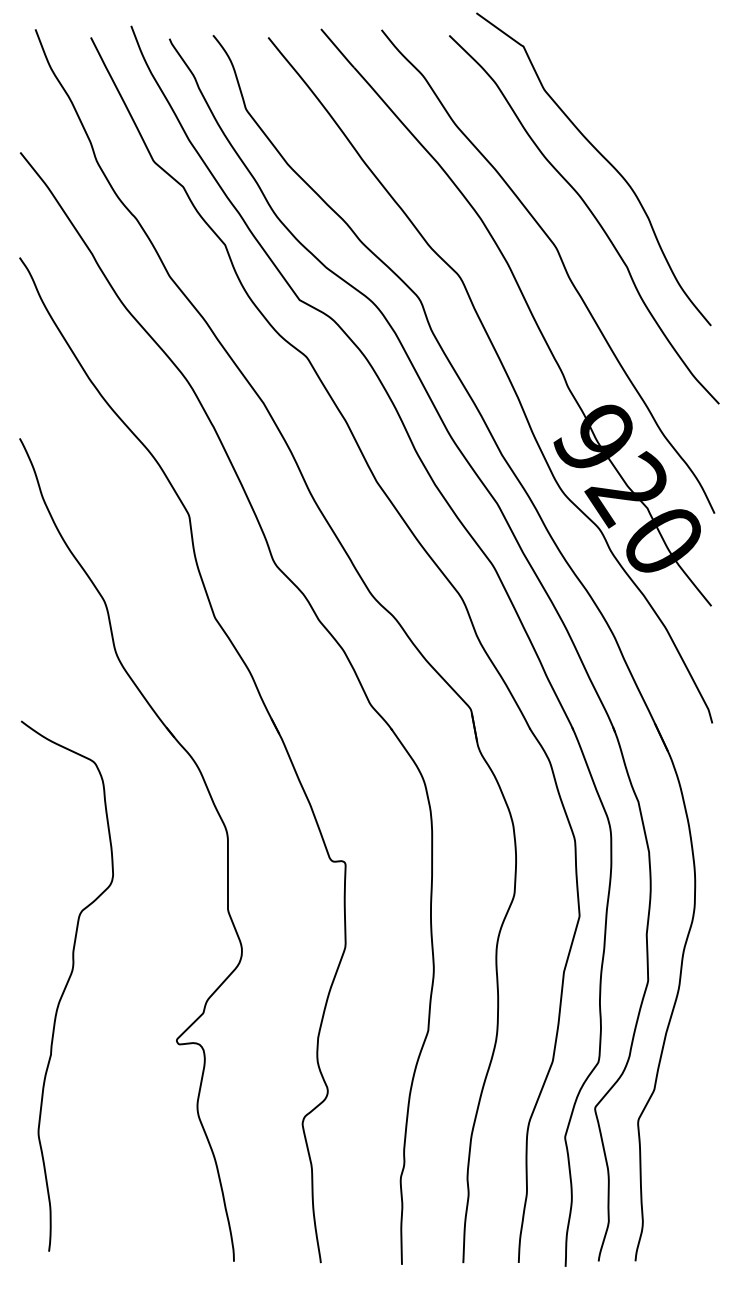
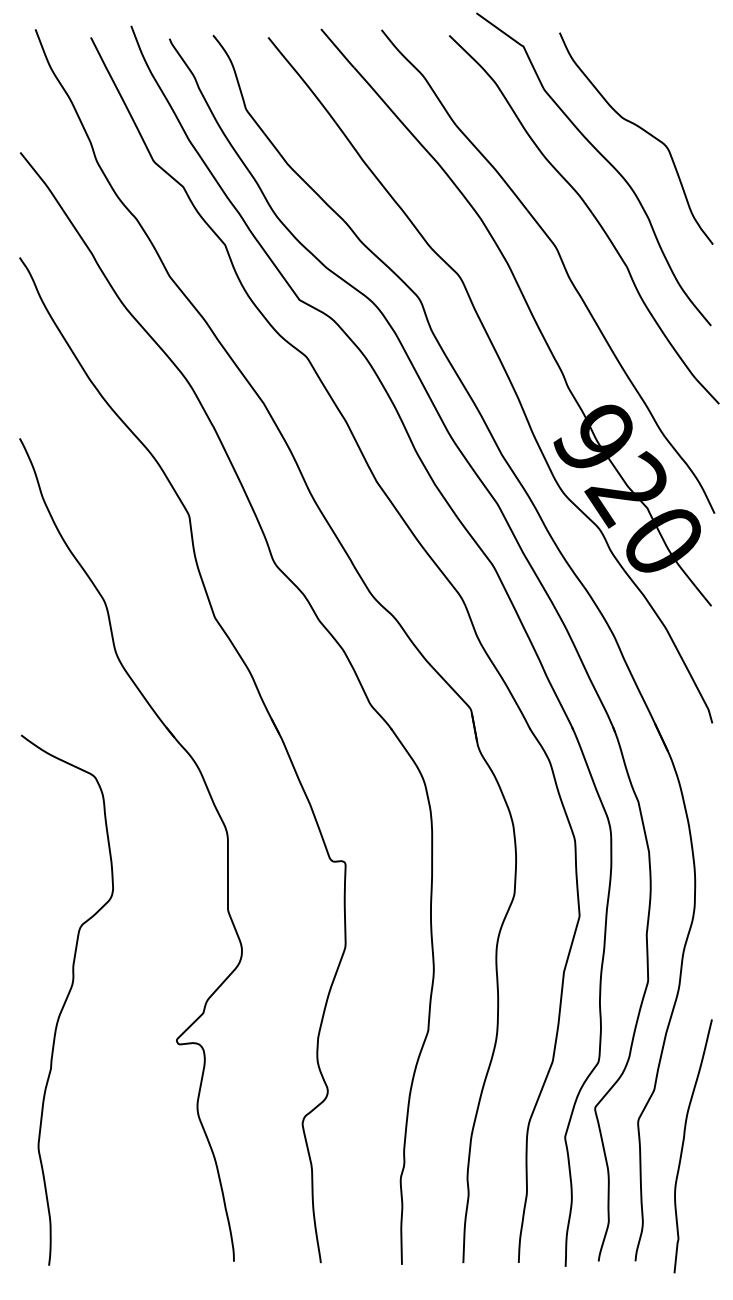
curve: none -> present (642, 130)
curve position: (67, 985) -> (67, 999) (67, 999)
curve: none -> present (684, 1142)
